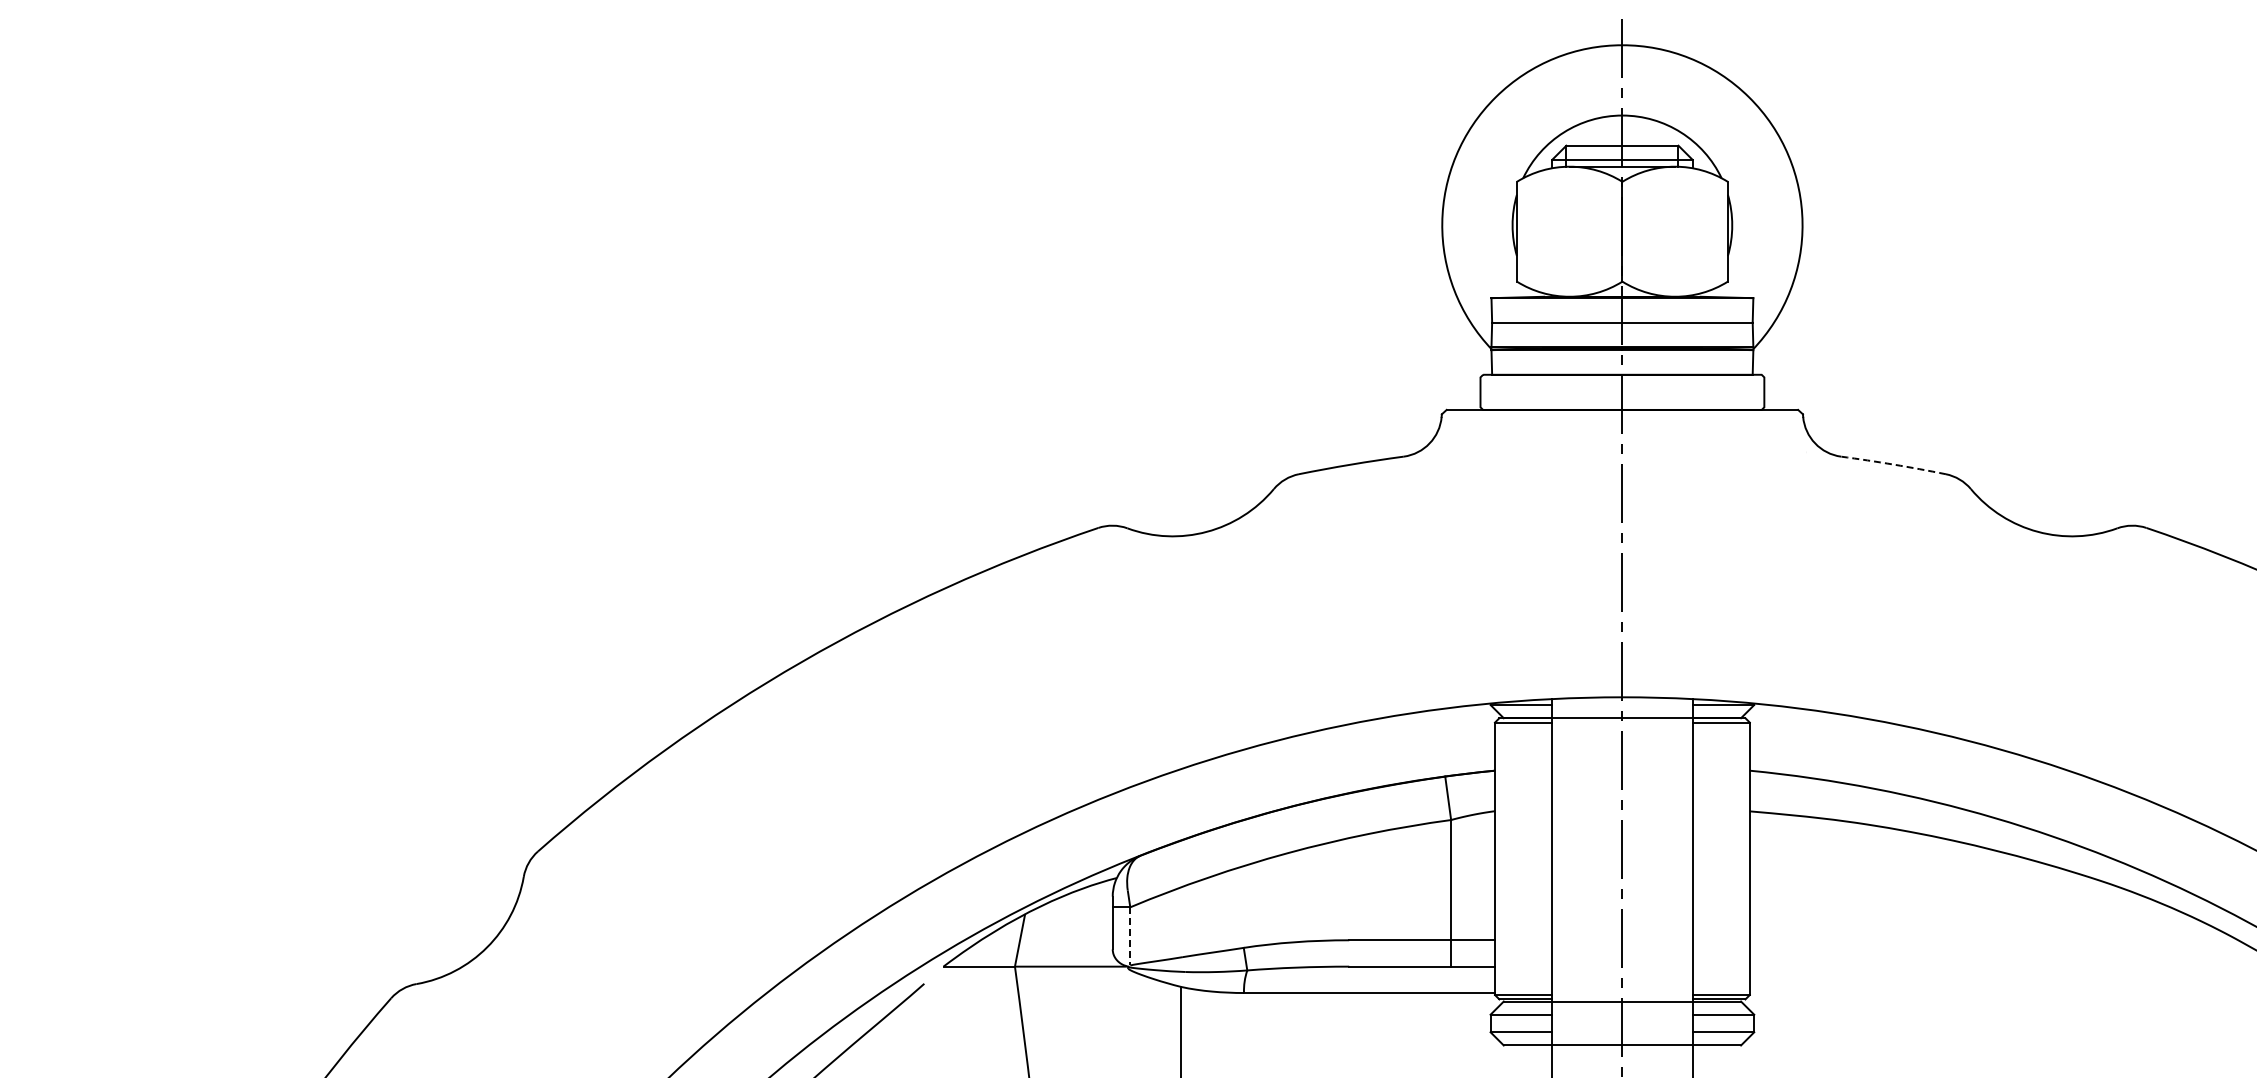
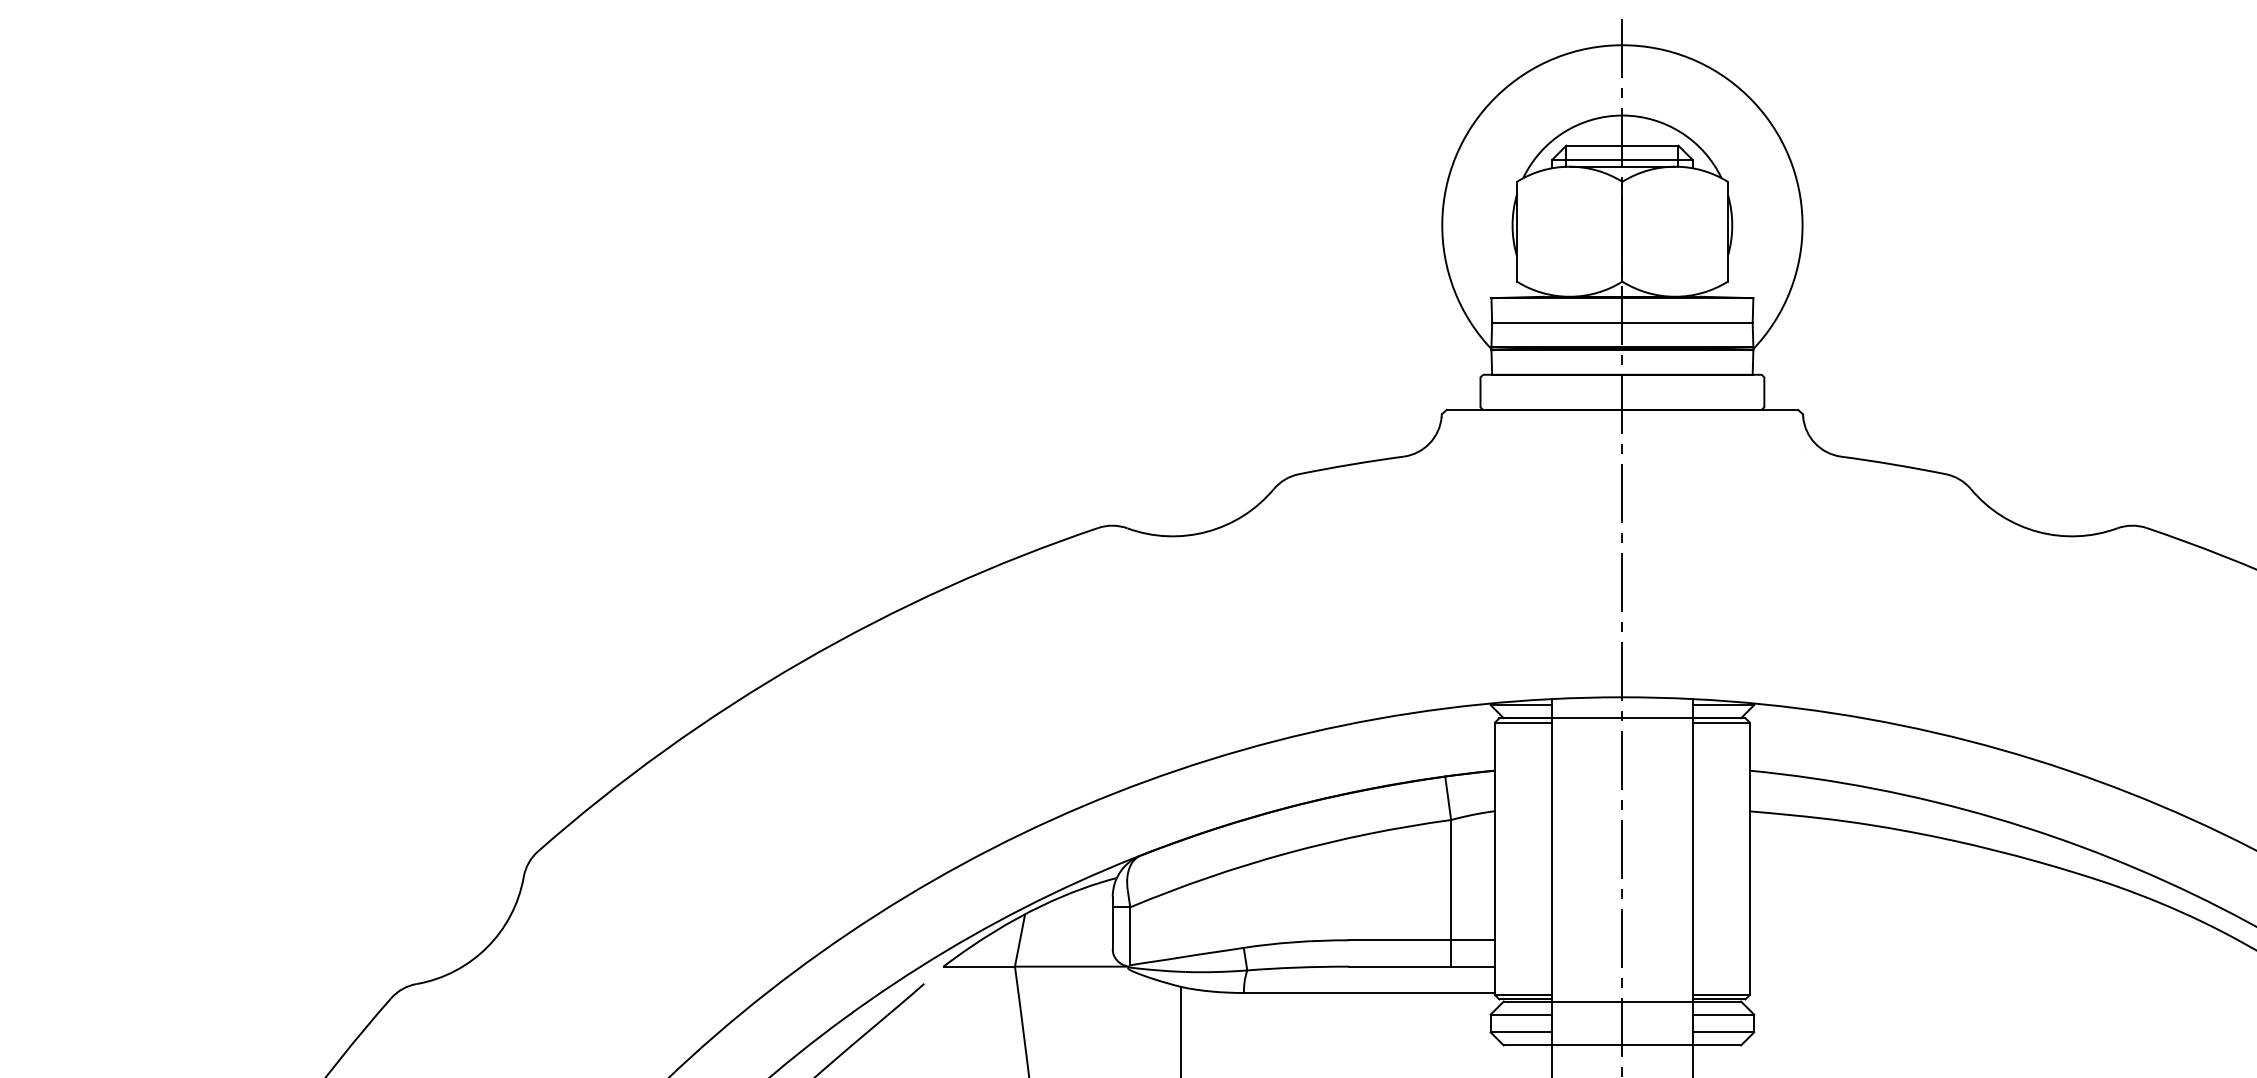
arc: dashed -> solid (1893, 464)
line: dashed -> solid (1130, 936)
